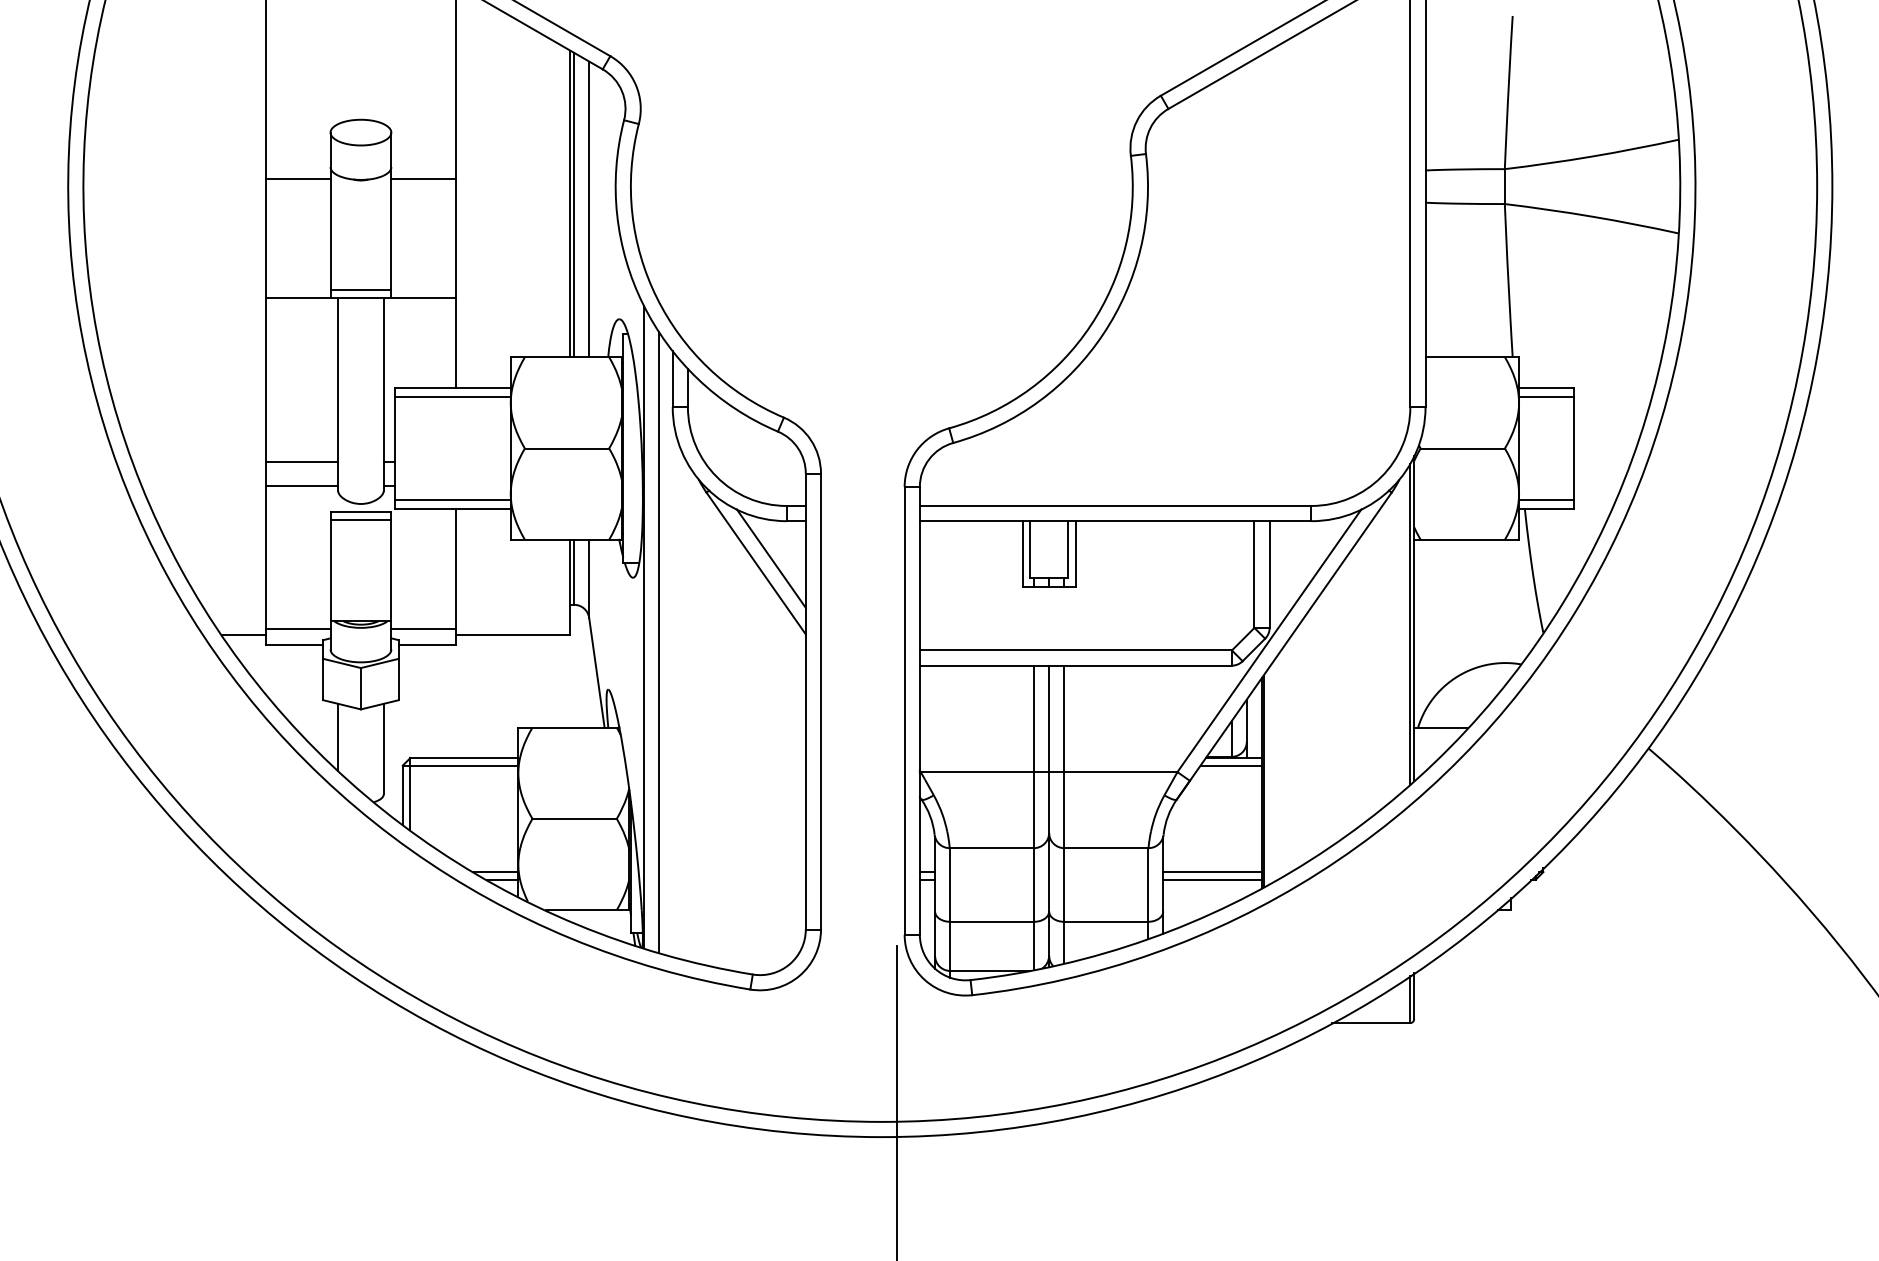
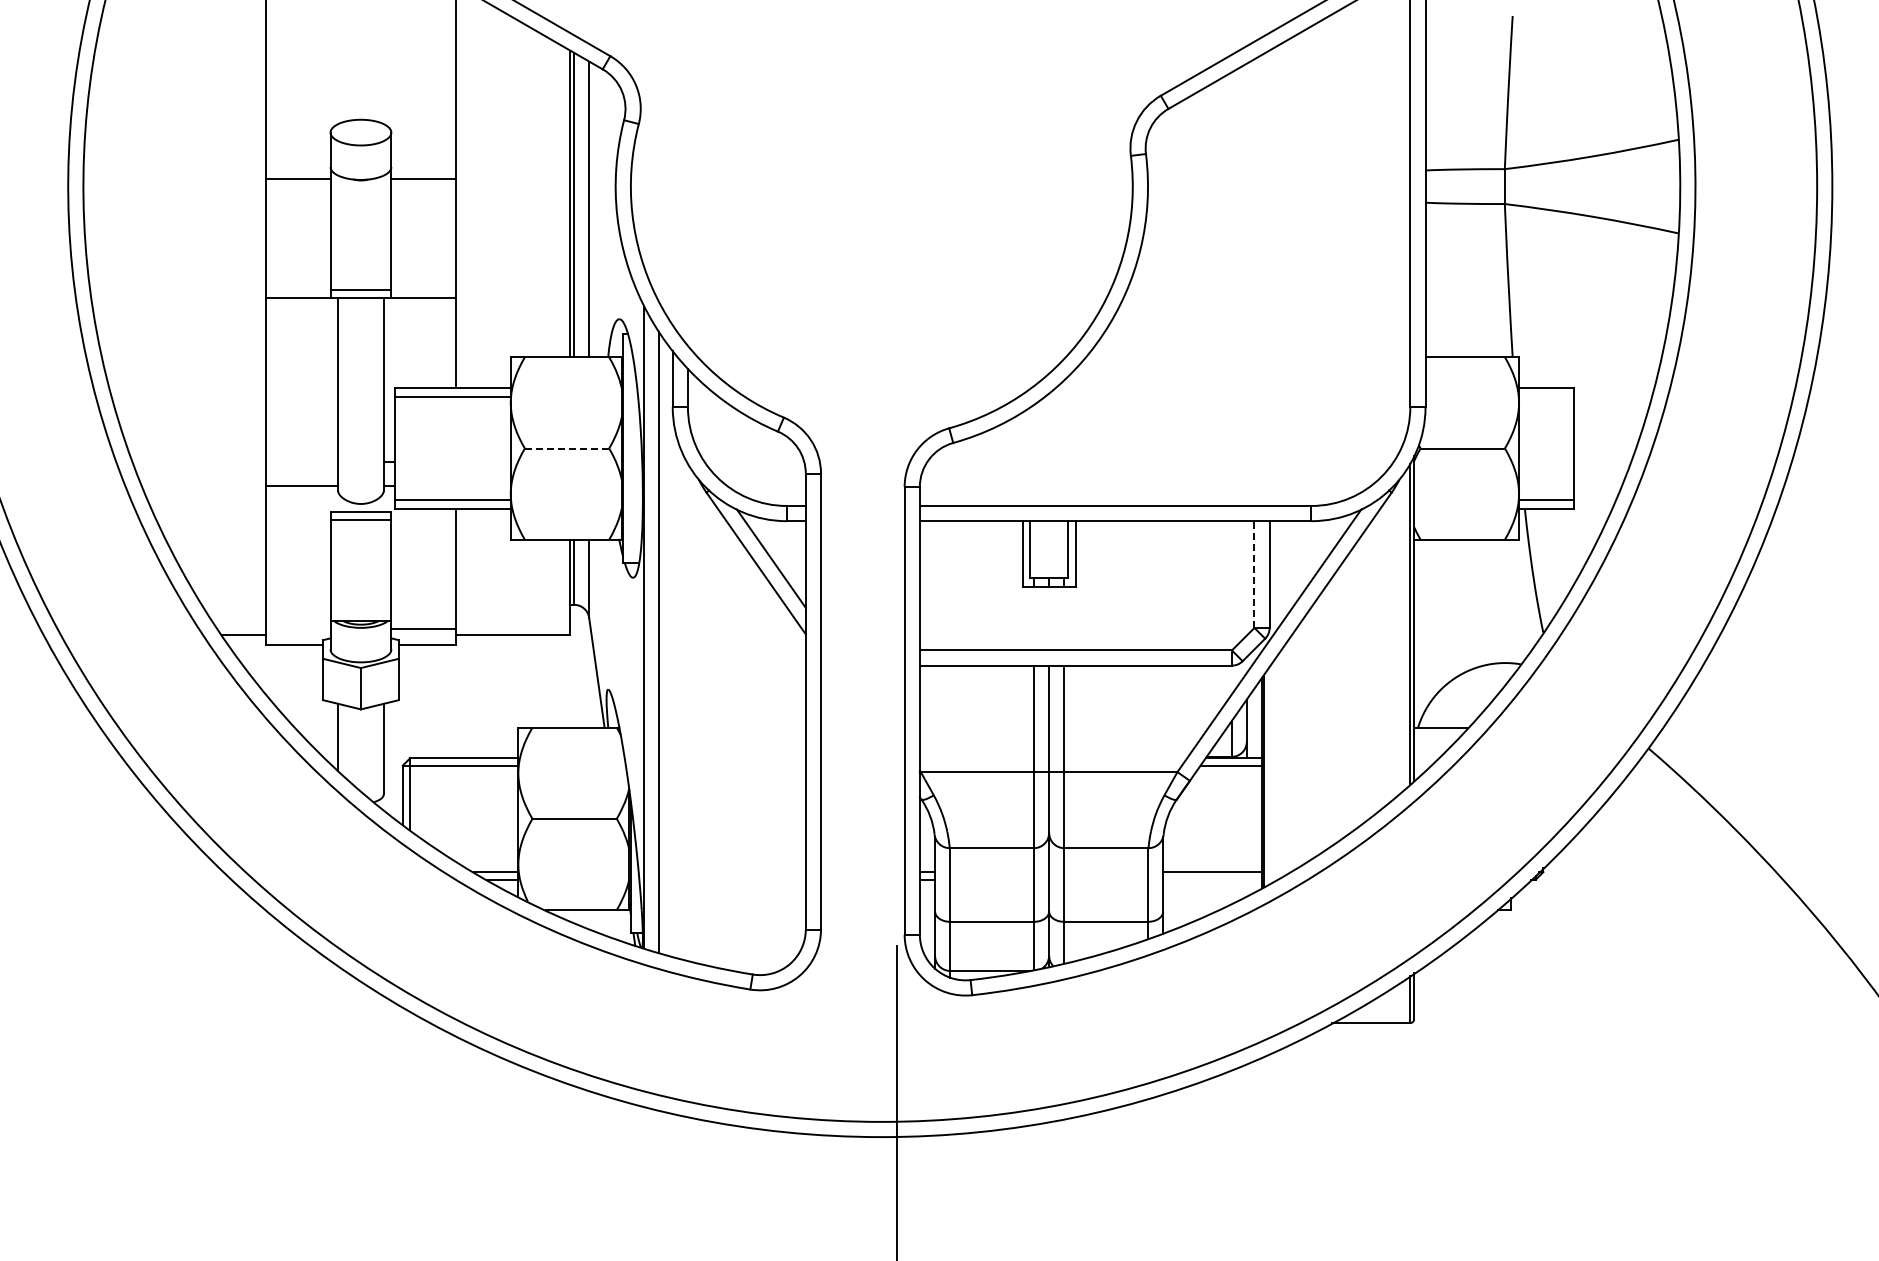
line: present -> none (1546, 397)
line: solid -> dashed (566, 448)
line: present -> none (301, 462)
line: solid -> dashed (1254, 574)
line: present -> none (297, 628)
line: present -> none (1212, 879)
